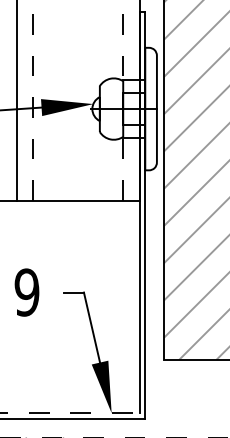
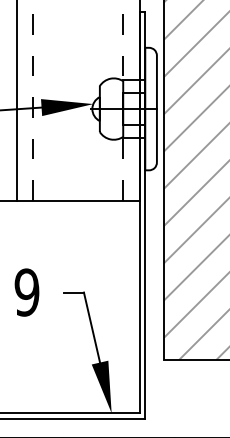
line: dashed -> solid (70, 413)
line: dashed -> solid (115, 437)
